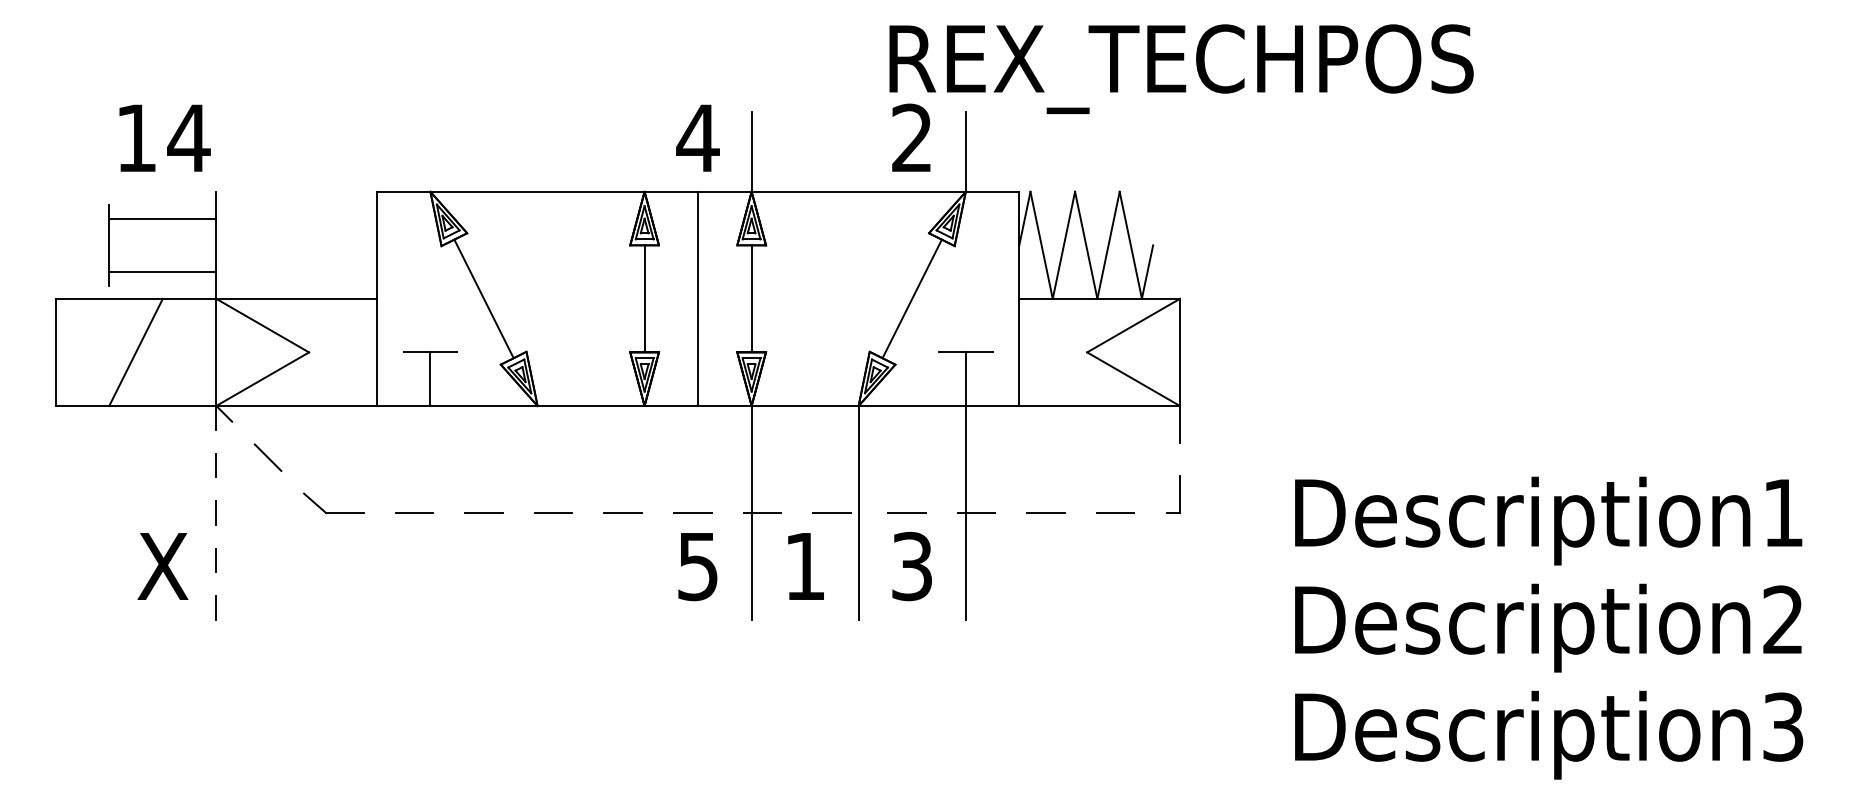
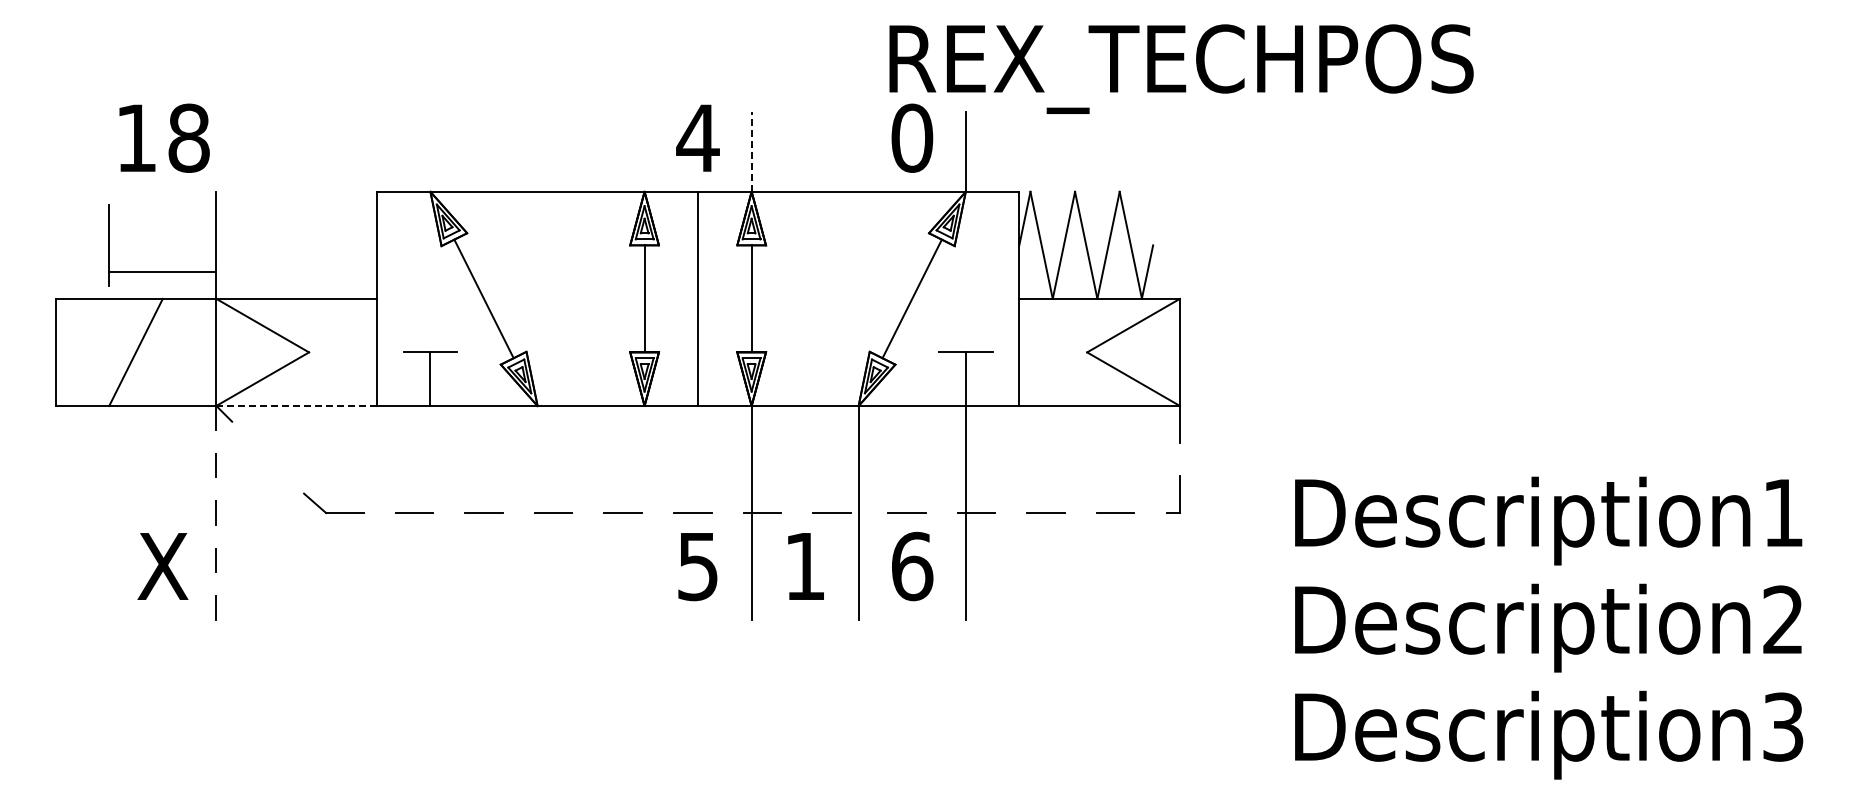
text: 14 -> 18 (188, 137)
text: 2 -> 0 (912, 137)
line: solid -> dashed (751, 151)
line: present -> none (162, 218)
line: solid -> dashed (296, 405)
line: present -> none (267, 457)
text: 3 -> 6 (912, 566)
